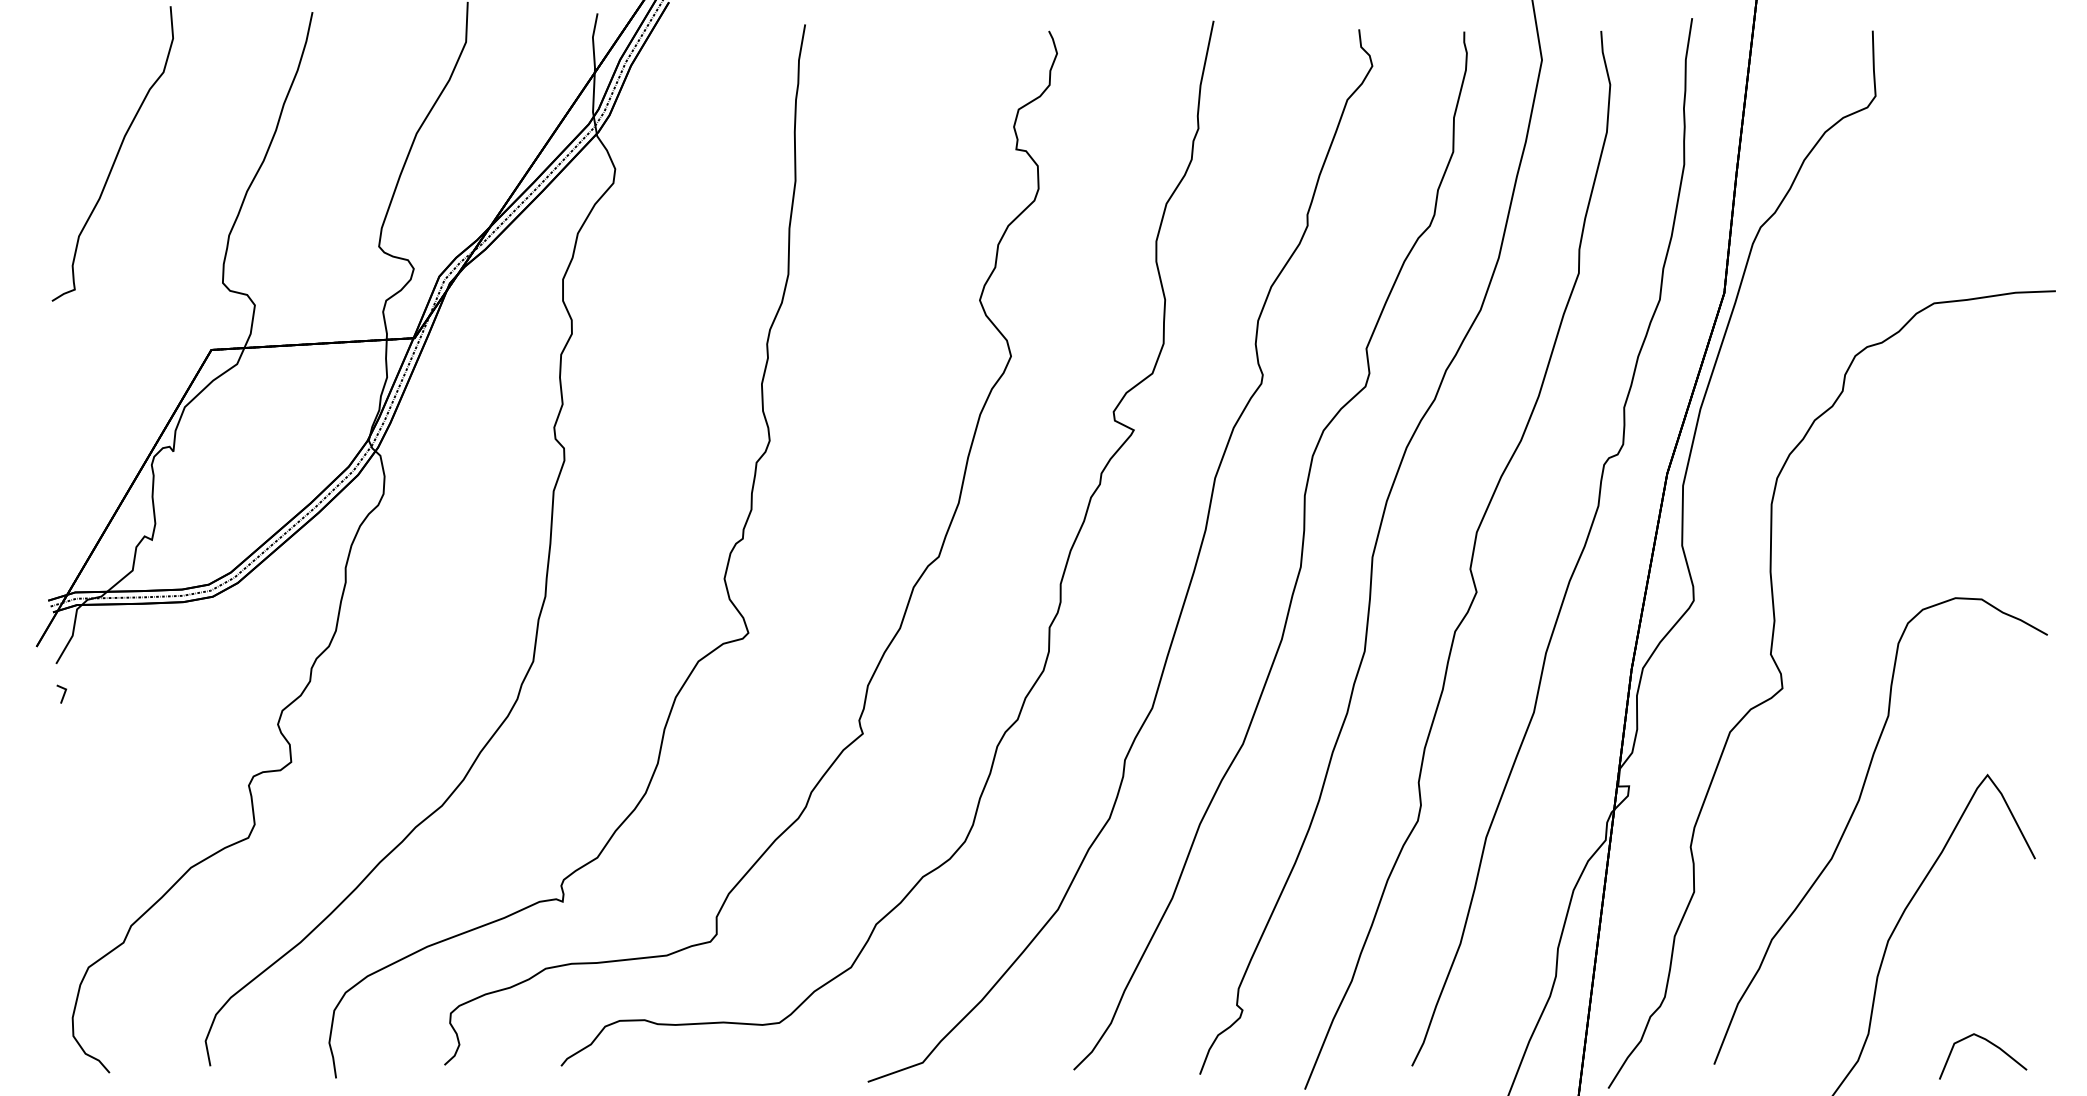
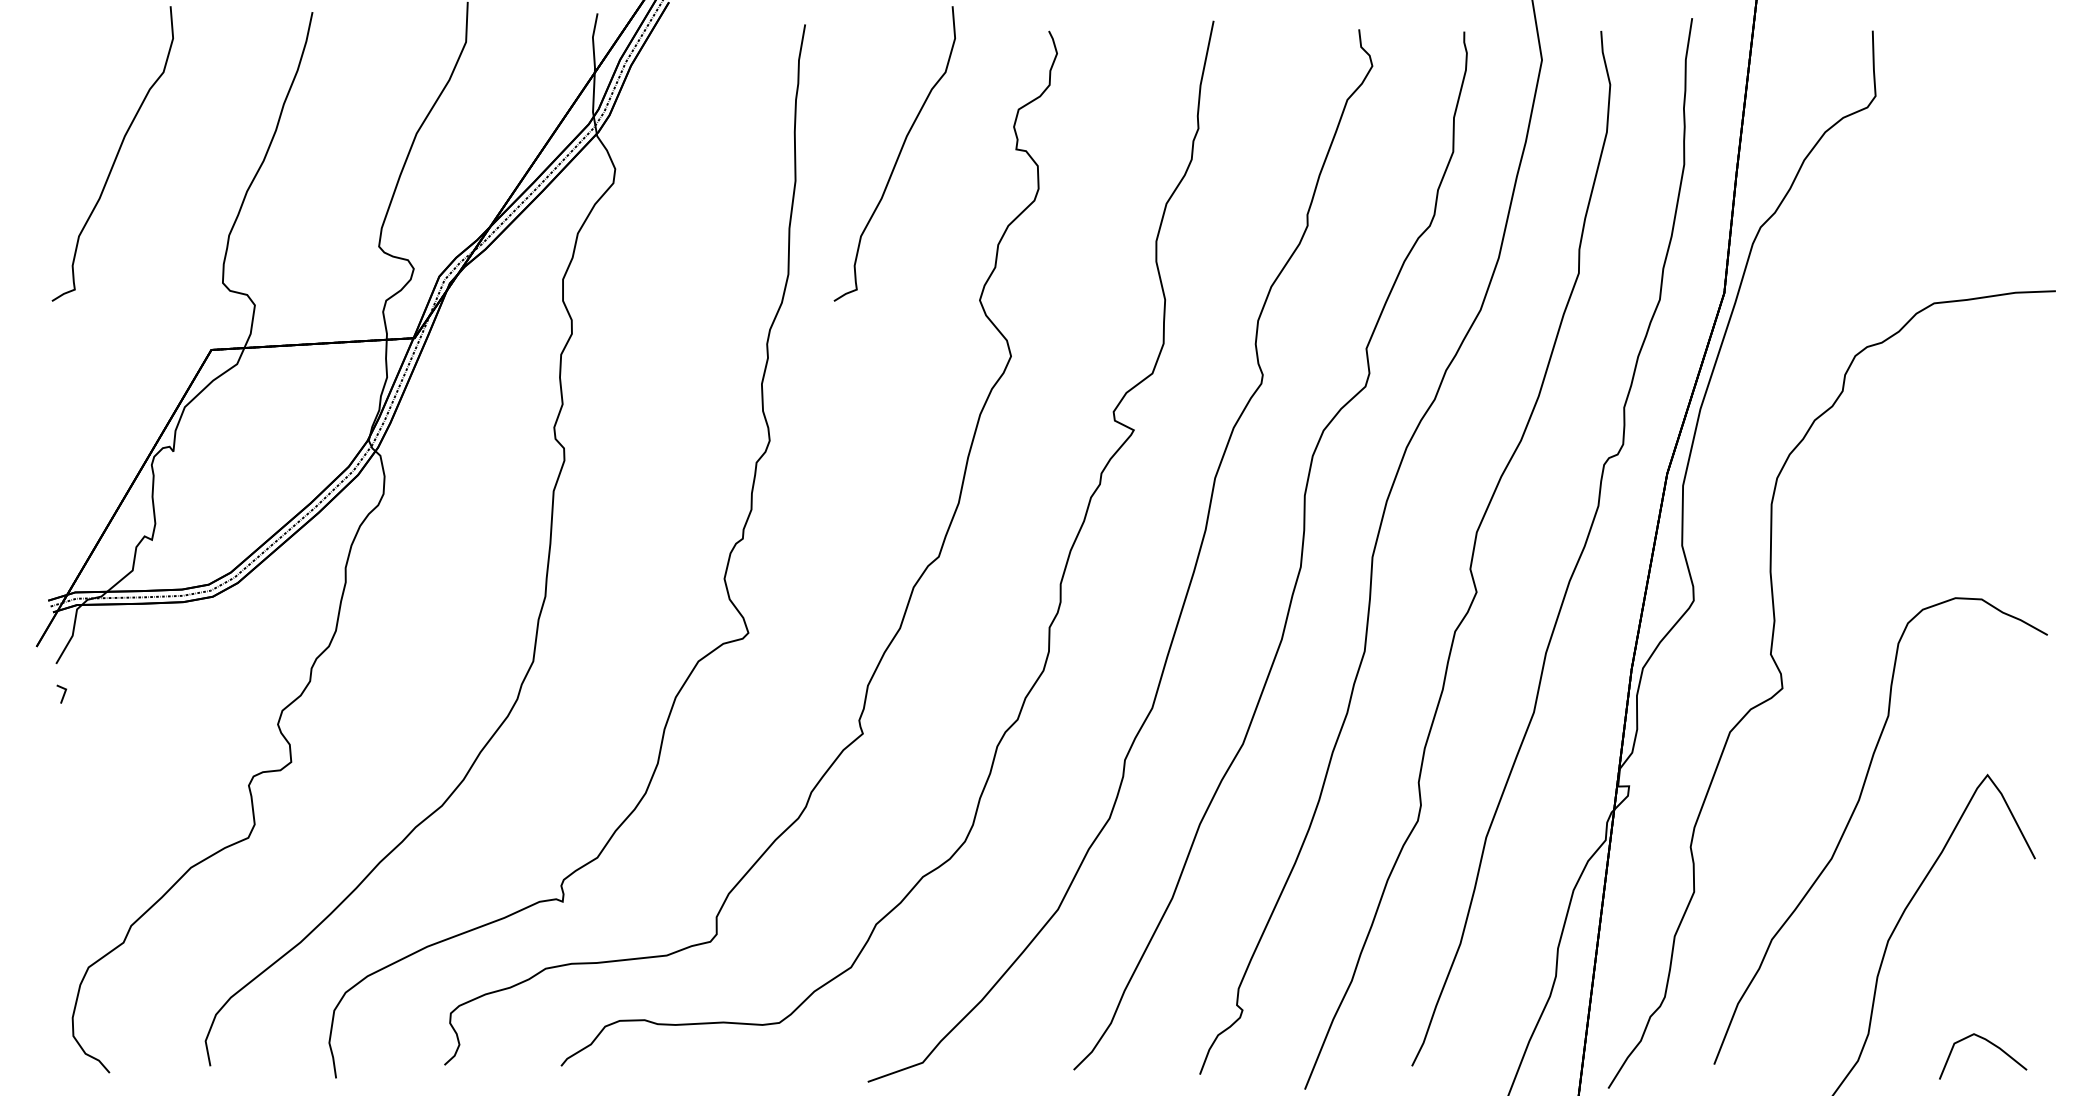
part: none -> present (894, 153)
